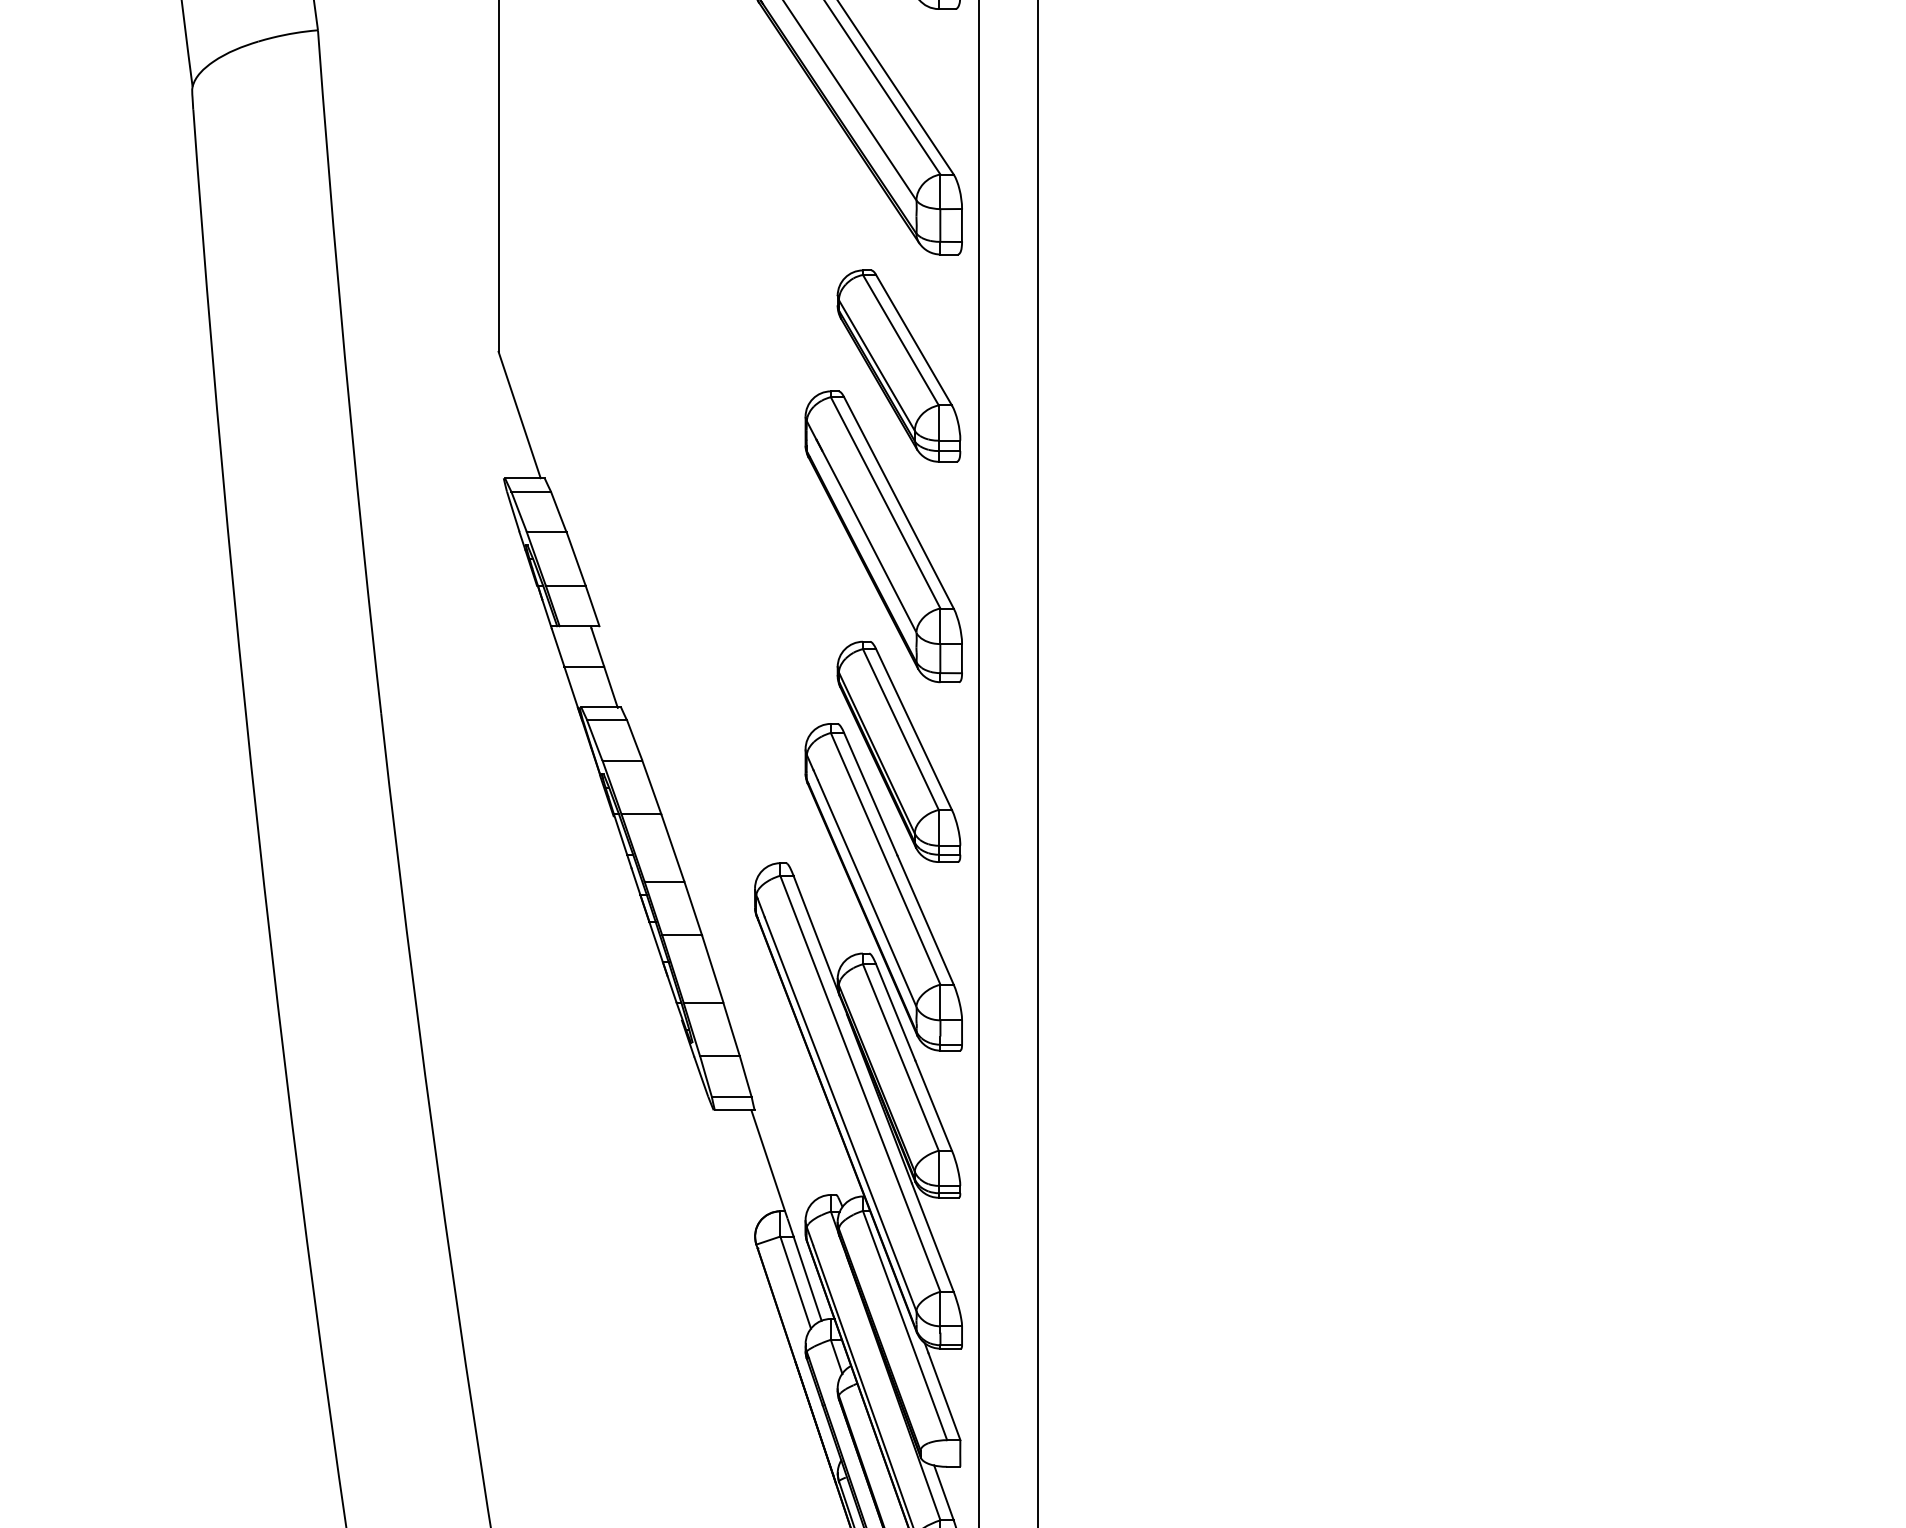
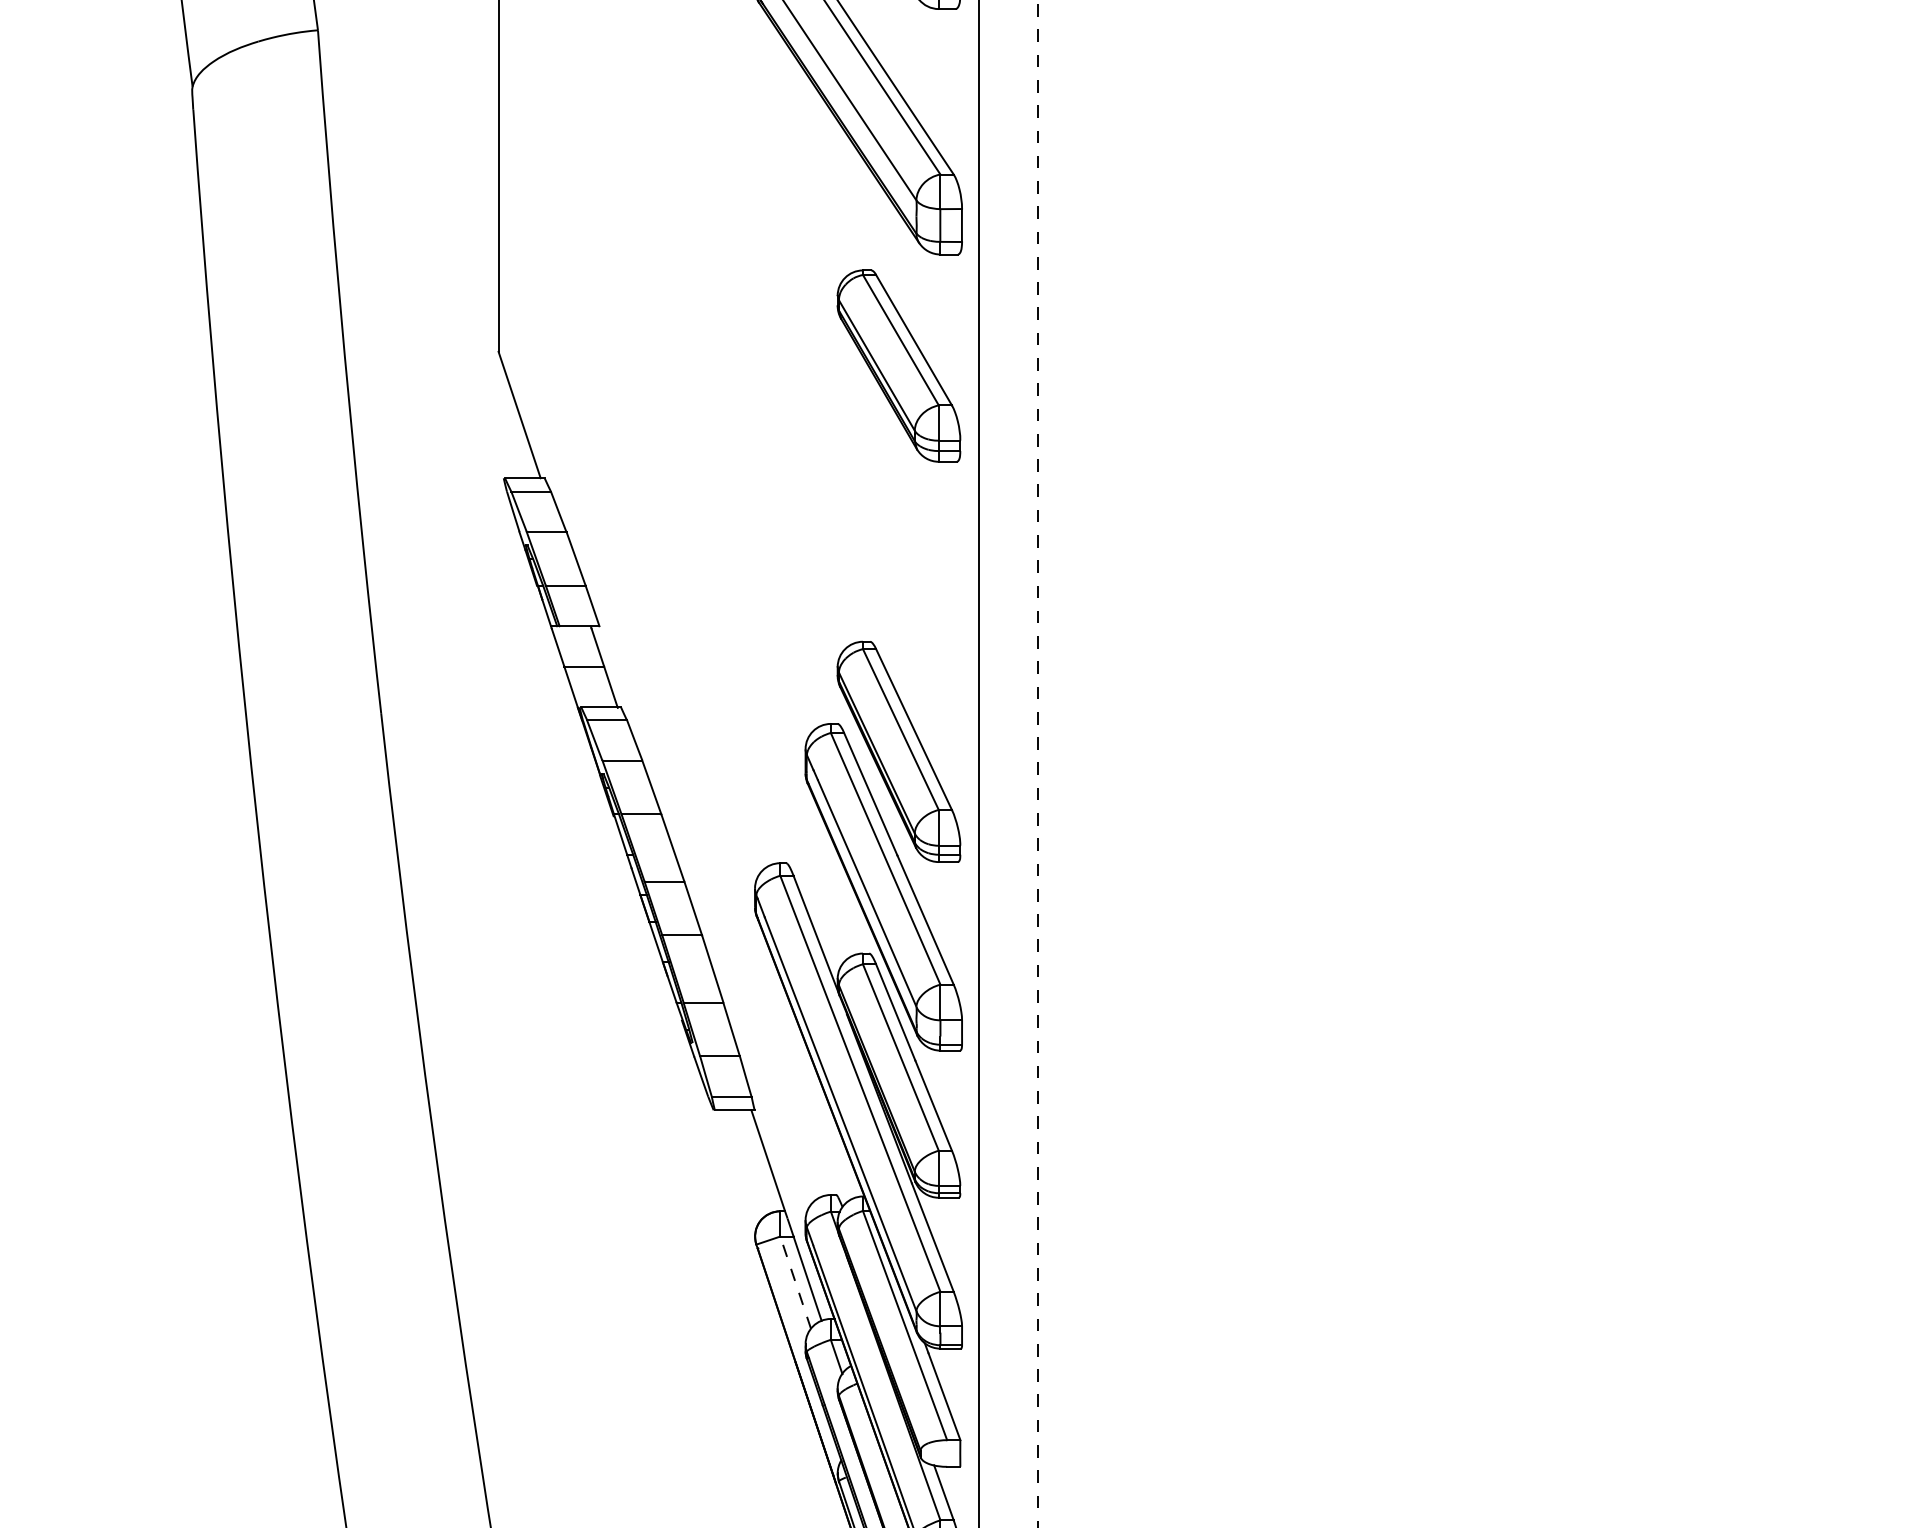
part: present -> none (883, 536)
line: solid -> dashed (1038, 763)
line: solid -> dashed (795, 1282)
